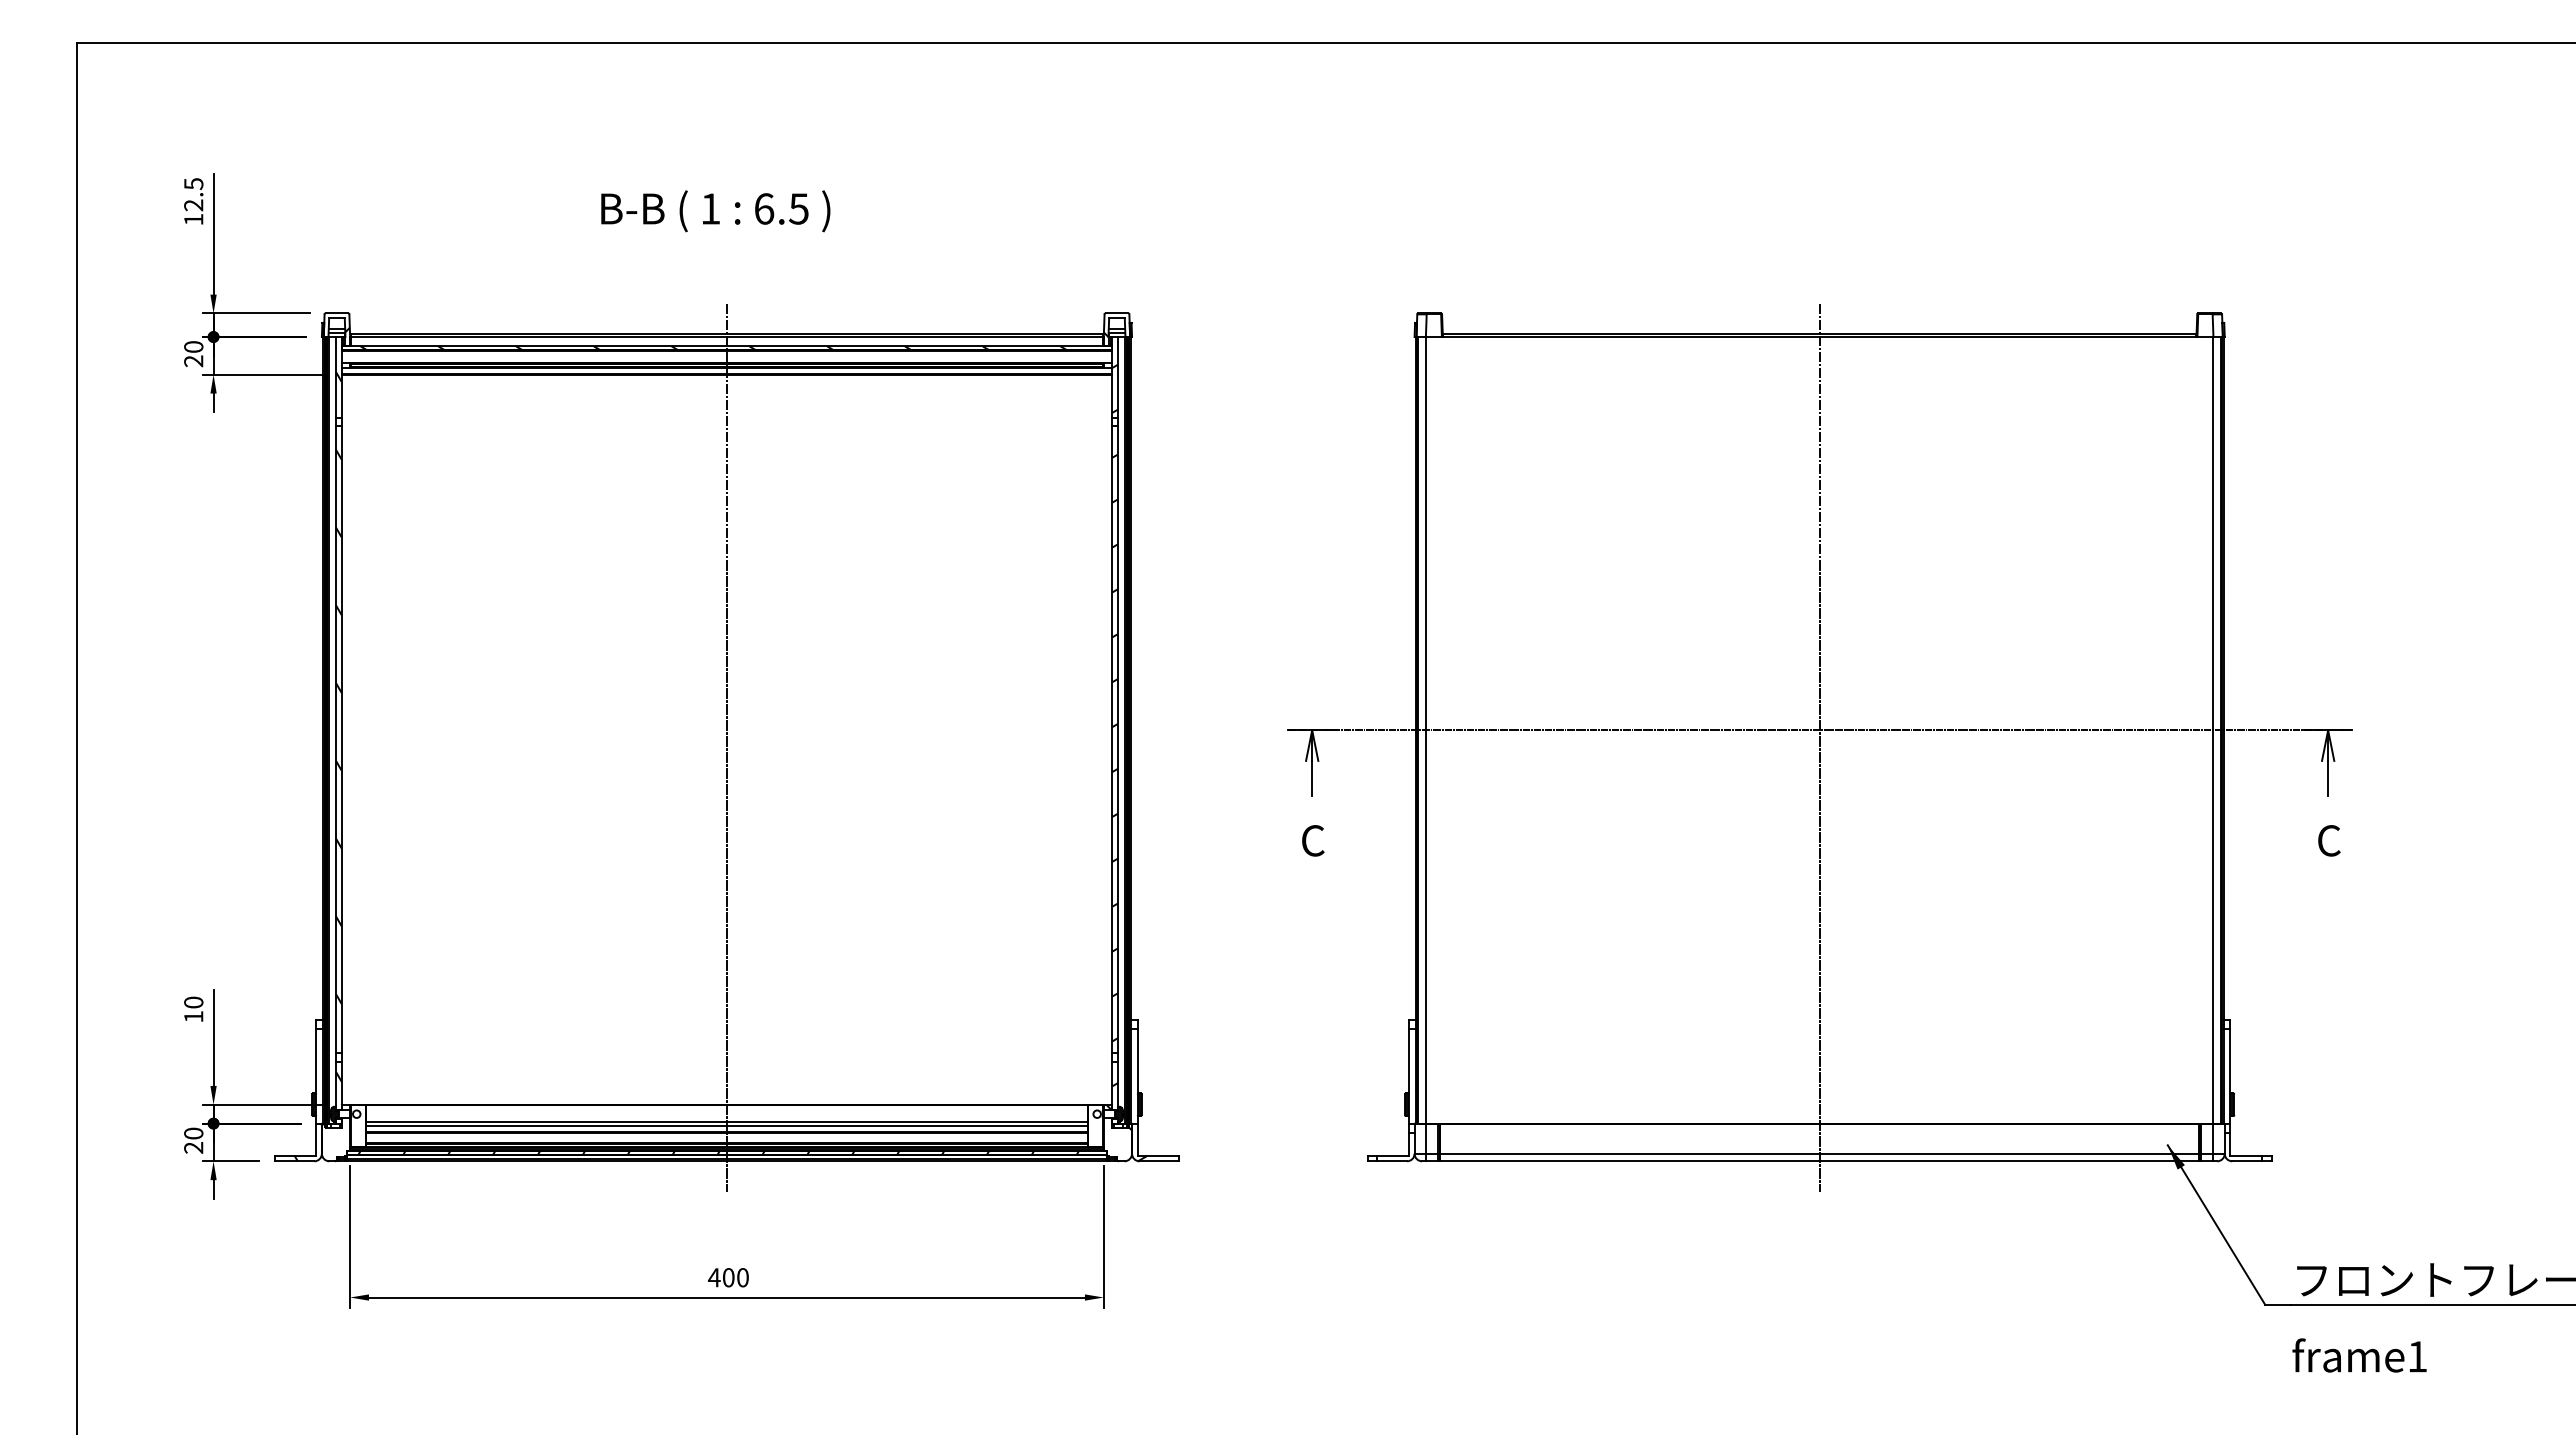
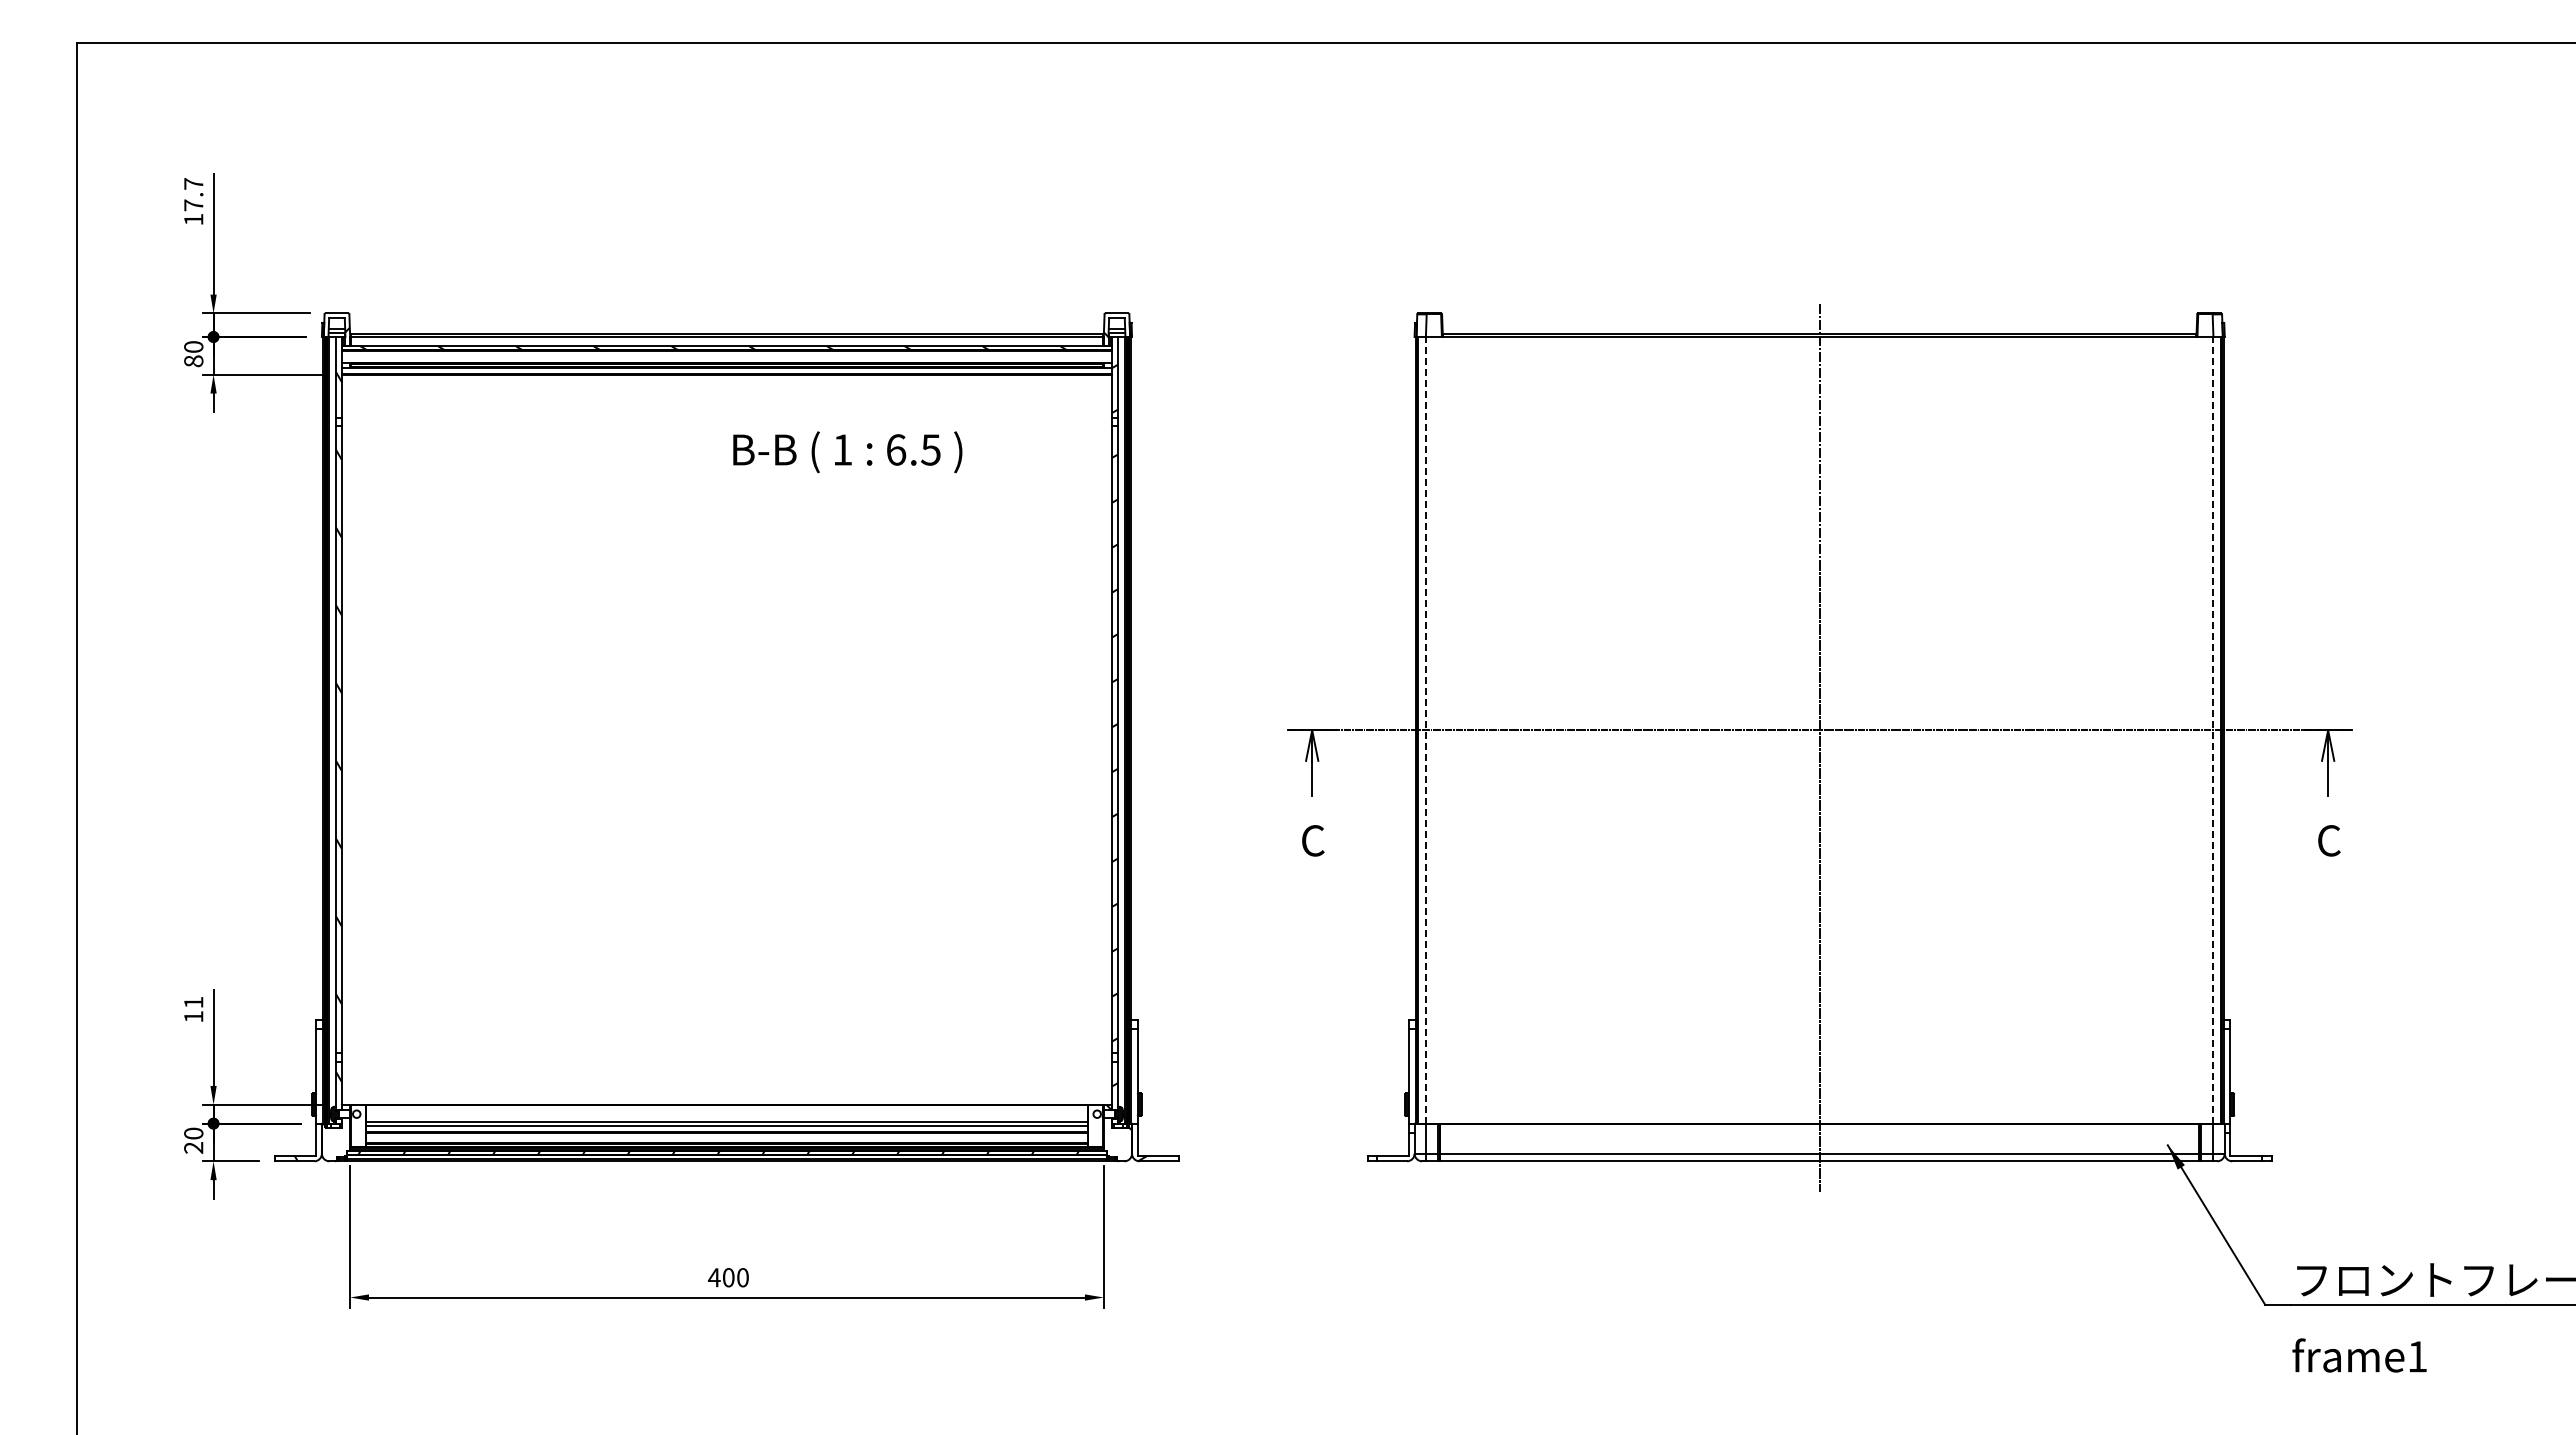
text: 12.5 -> 17.7 (193, 194)
text position: (715, 211) -> (847, 452) (847, 452)
text: 20 -> 80 (193, 361)
line: solid -> dashed (1426, 729)
line: solid -> dashed (2212, 729)
line: present -> none (726, 747)
text: 10 -> 11 (193, 1002)
